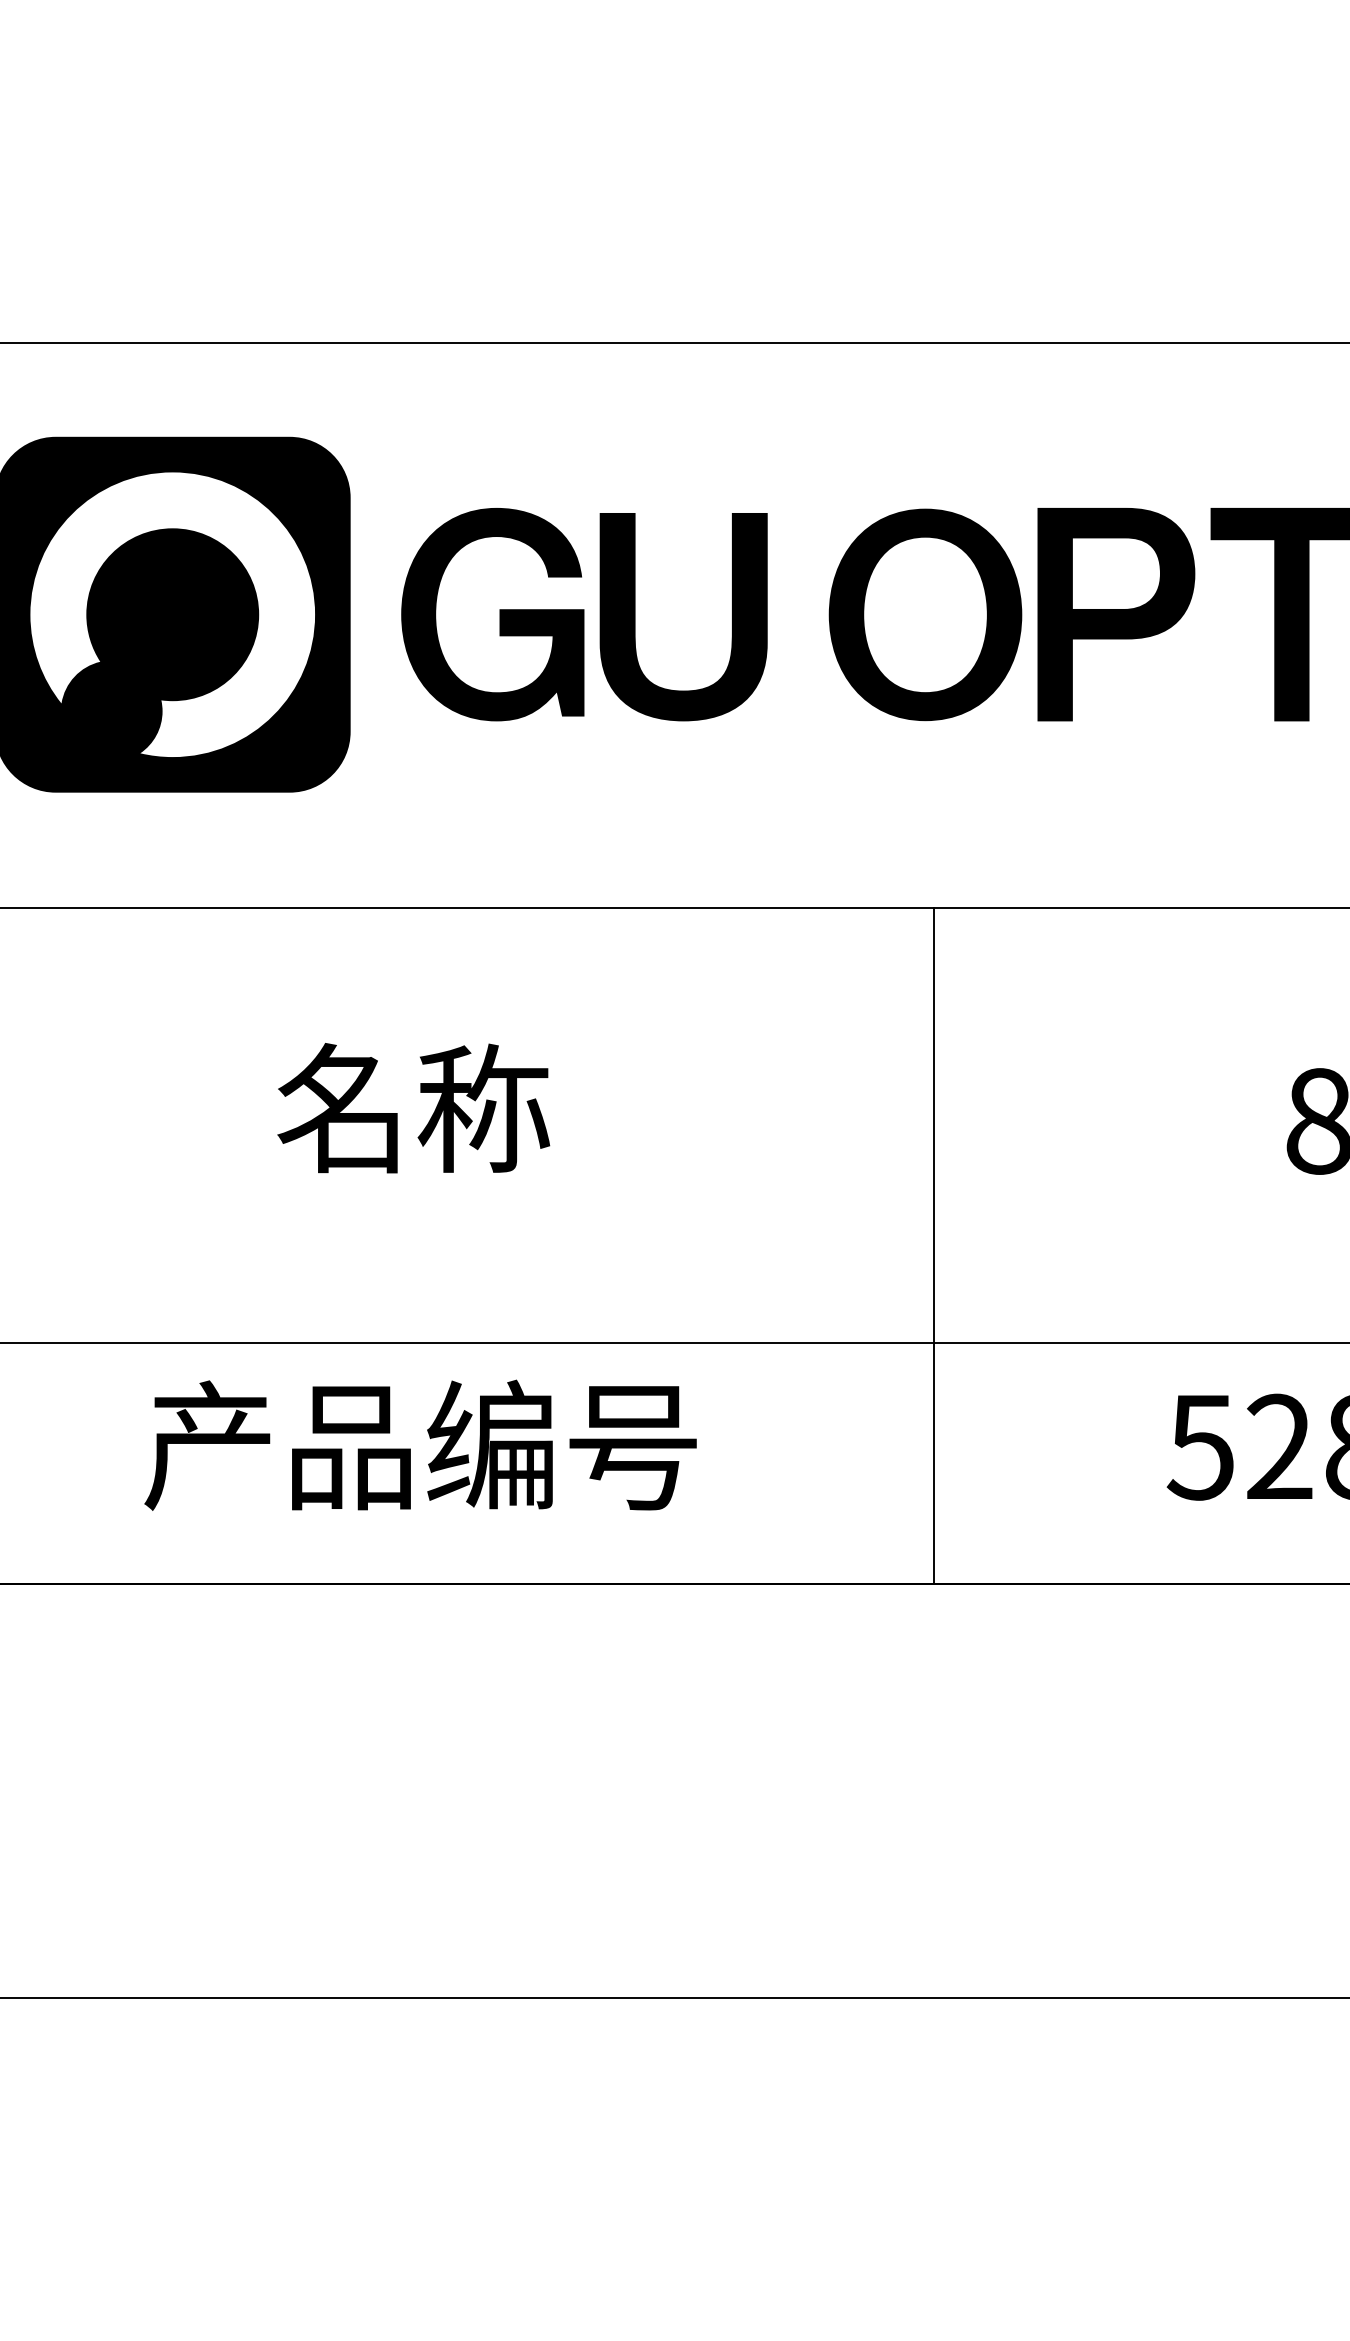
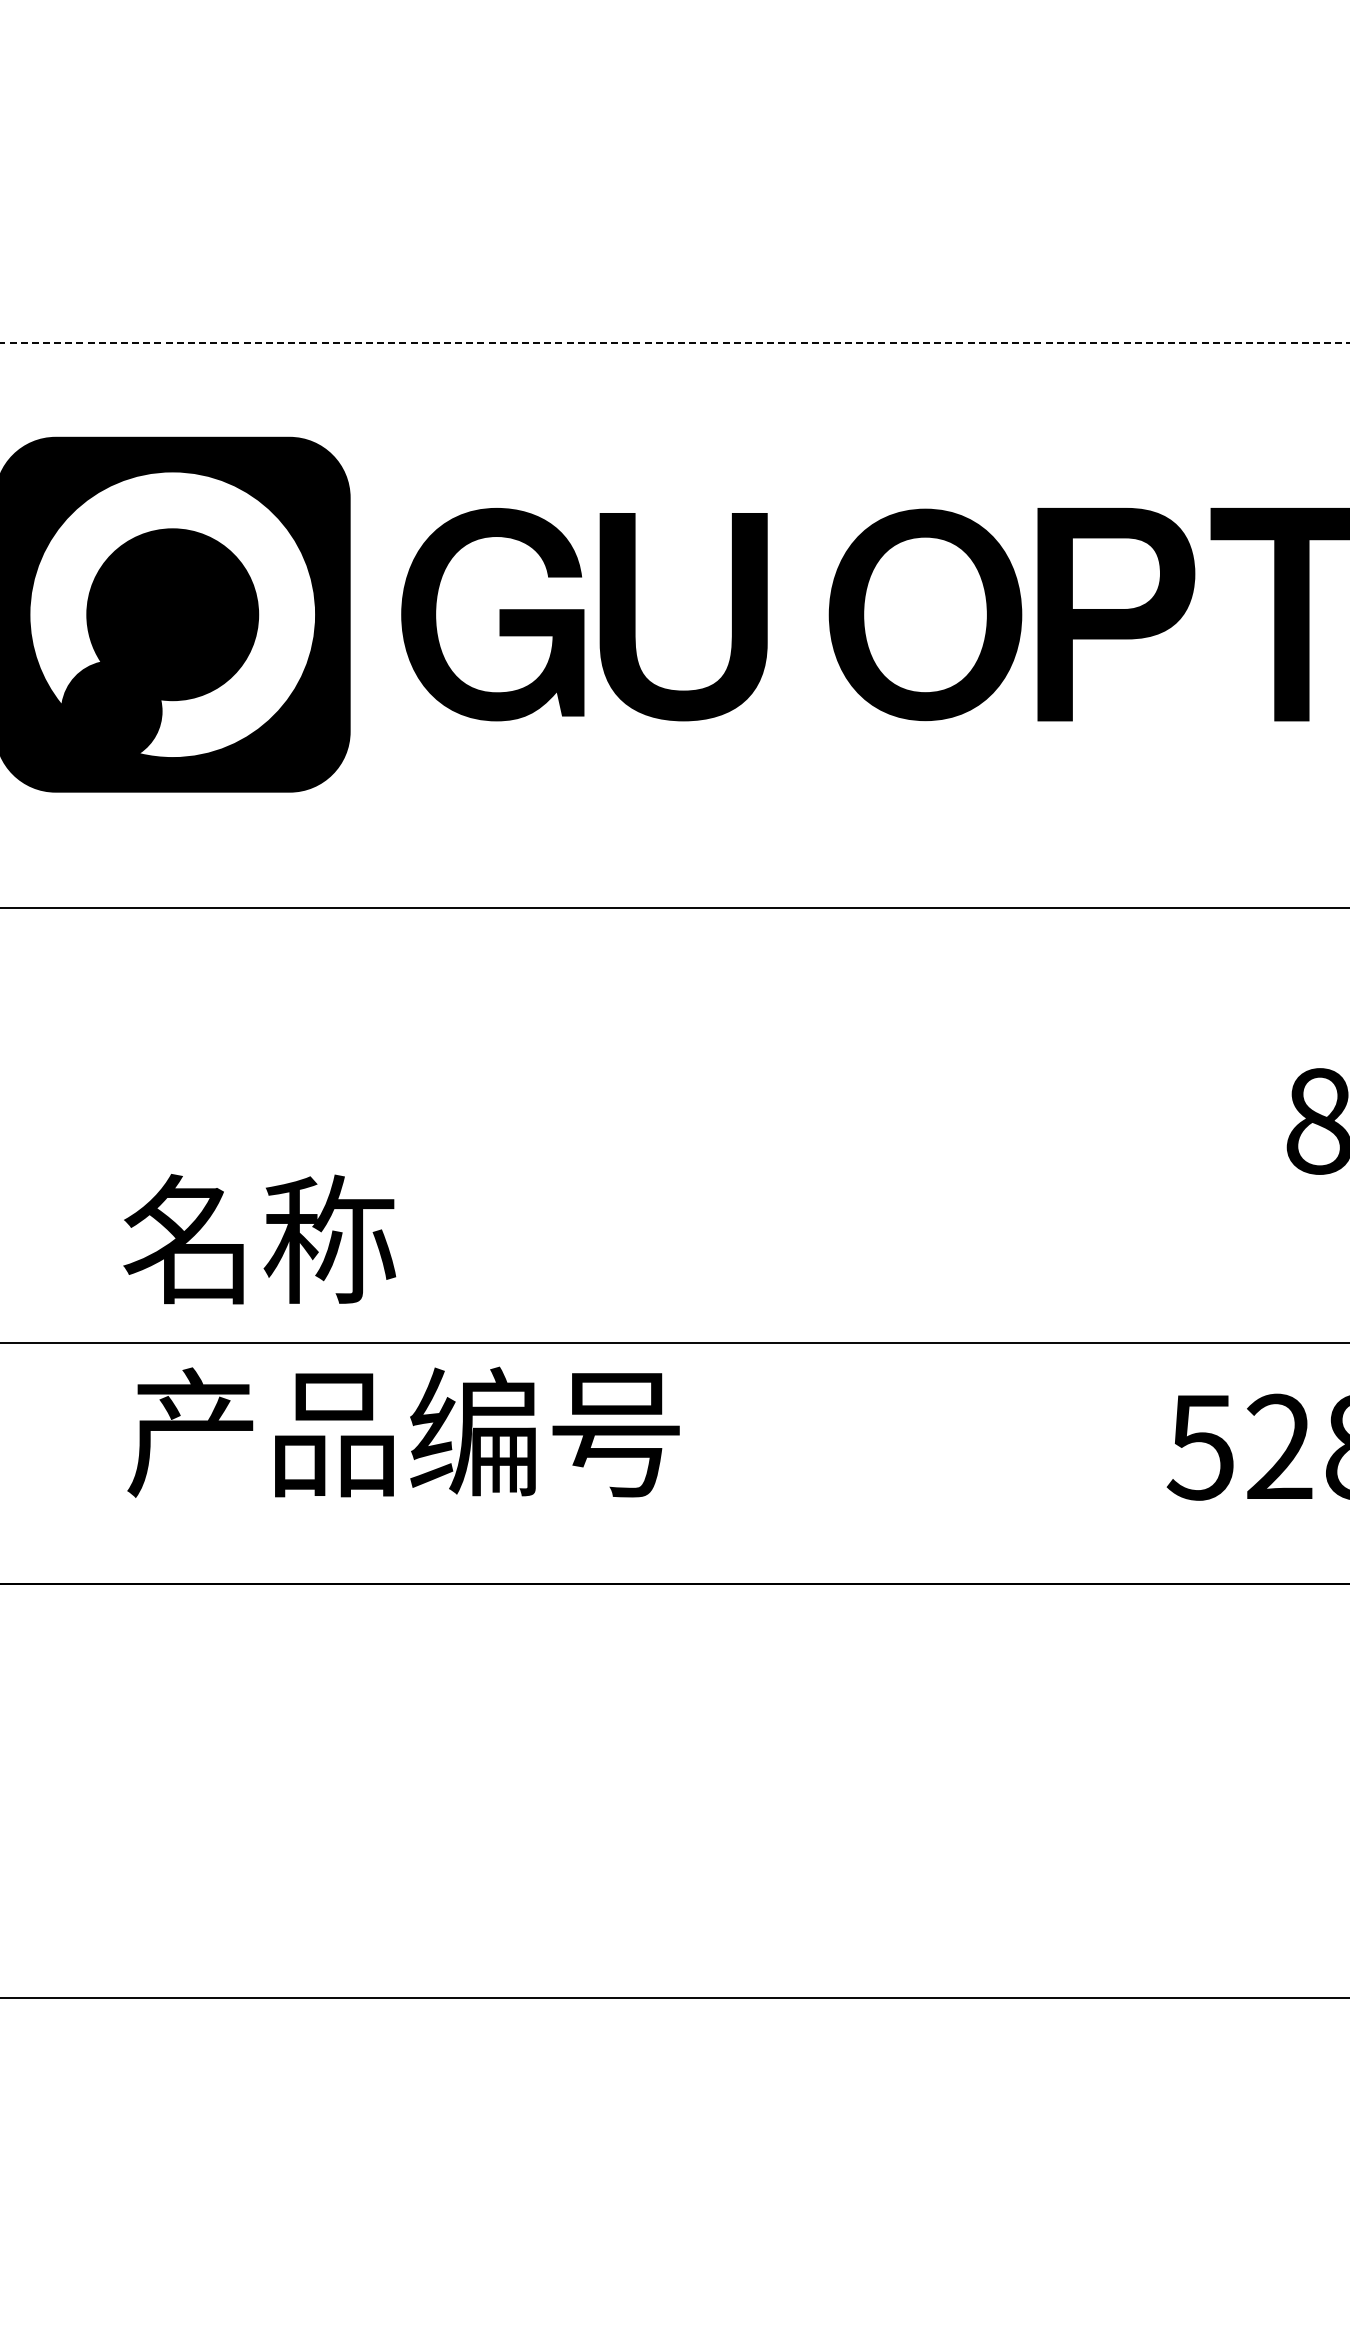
line: solid -> dashed (675, 342)
text position: (413, 1108) -> (259, 1239) (259, 1239)
line: present -> none (934, 1246)
text position: (420, 1444) -> (403, 1431) (403, 1431)
